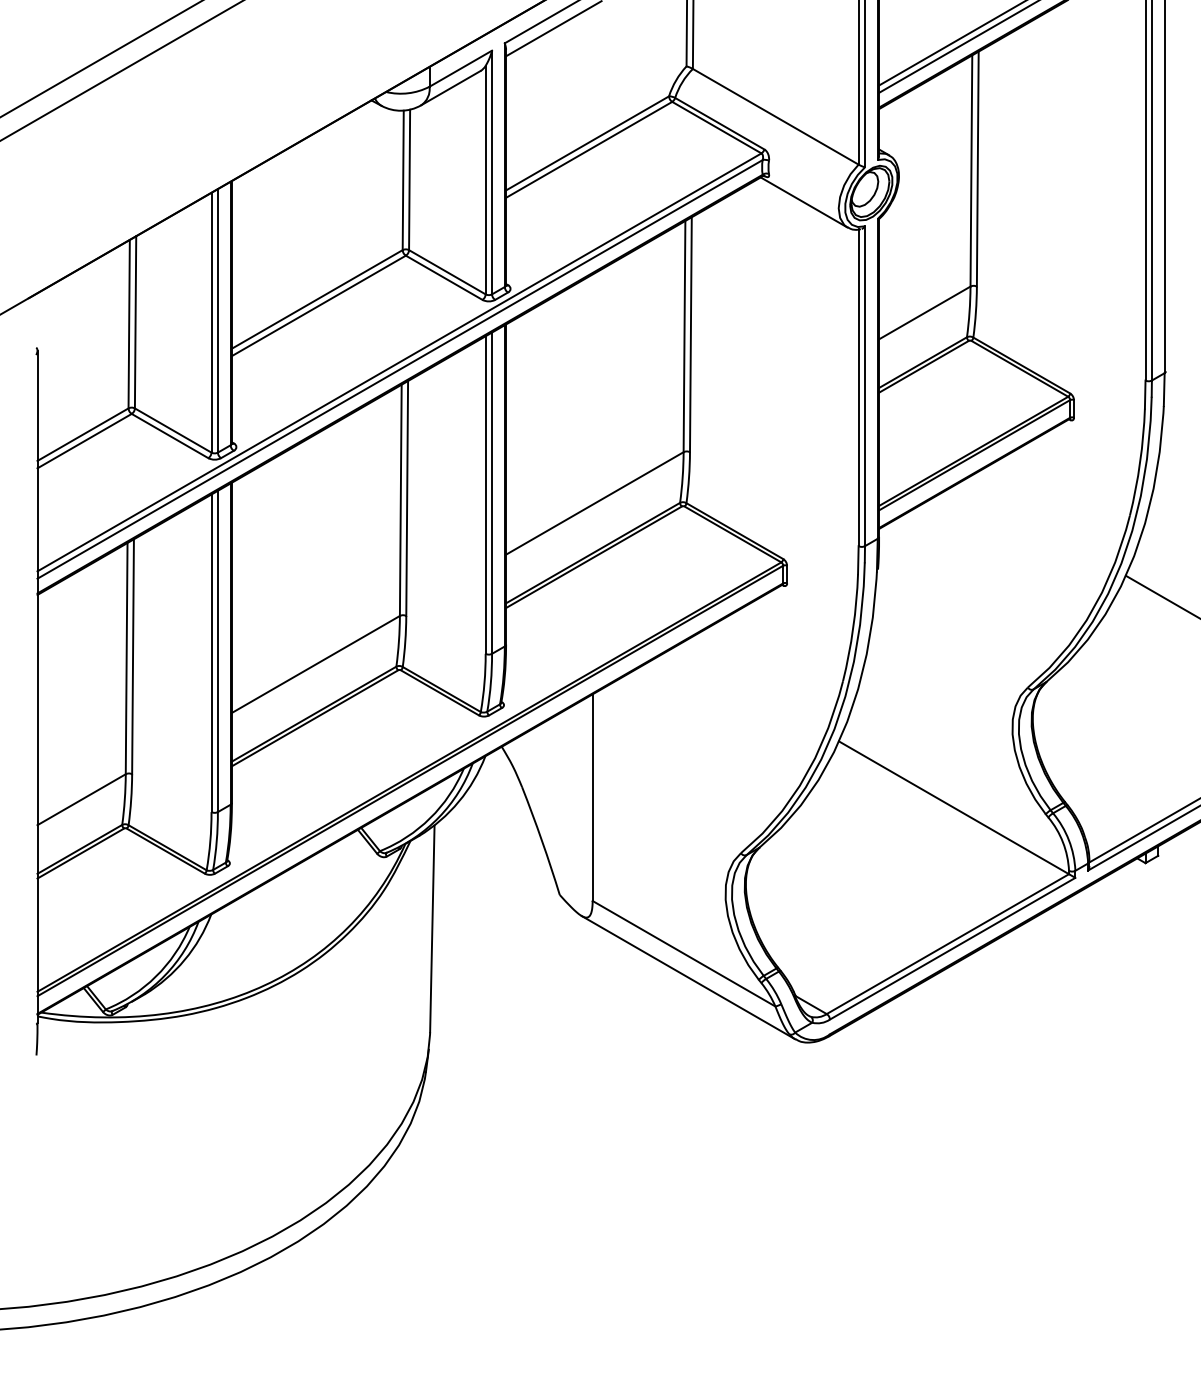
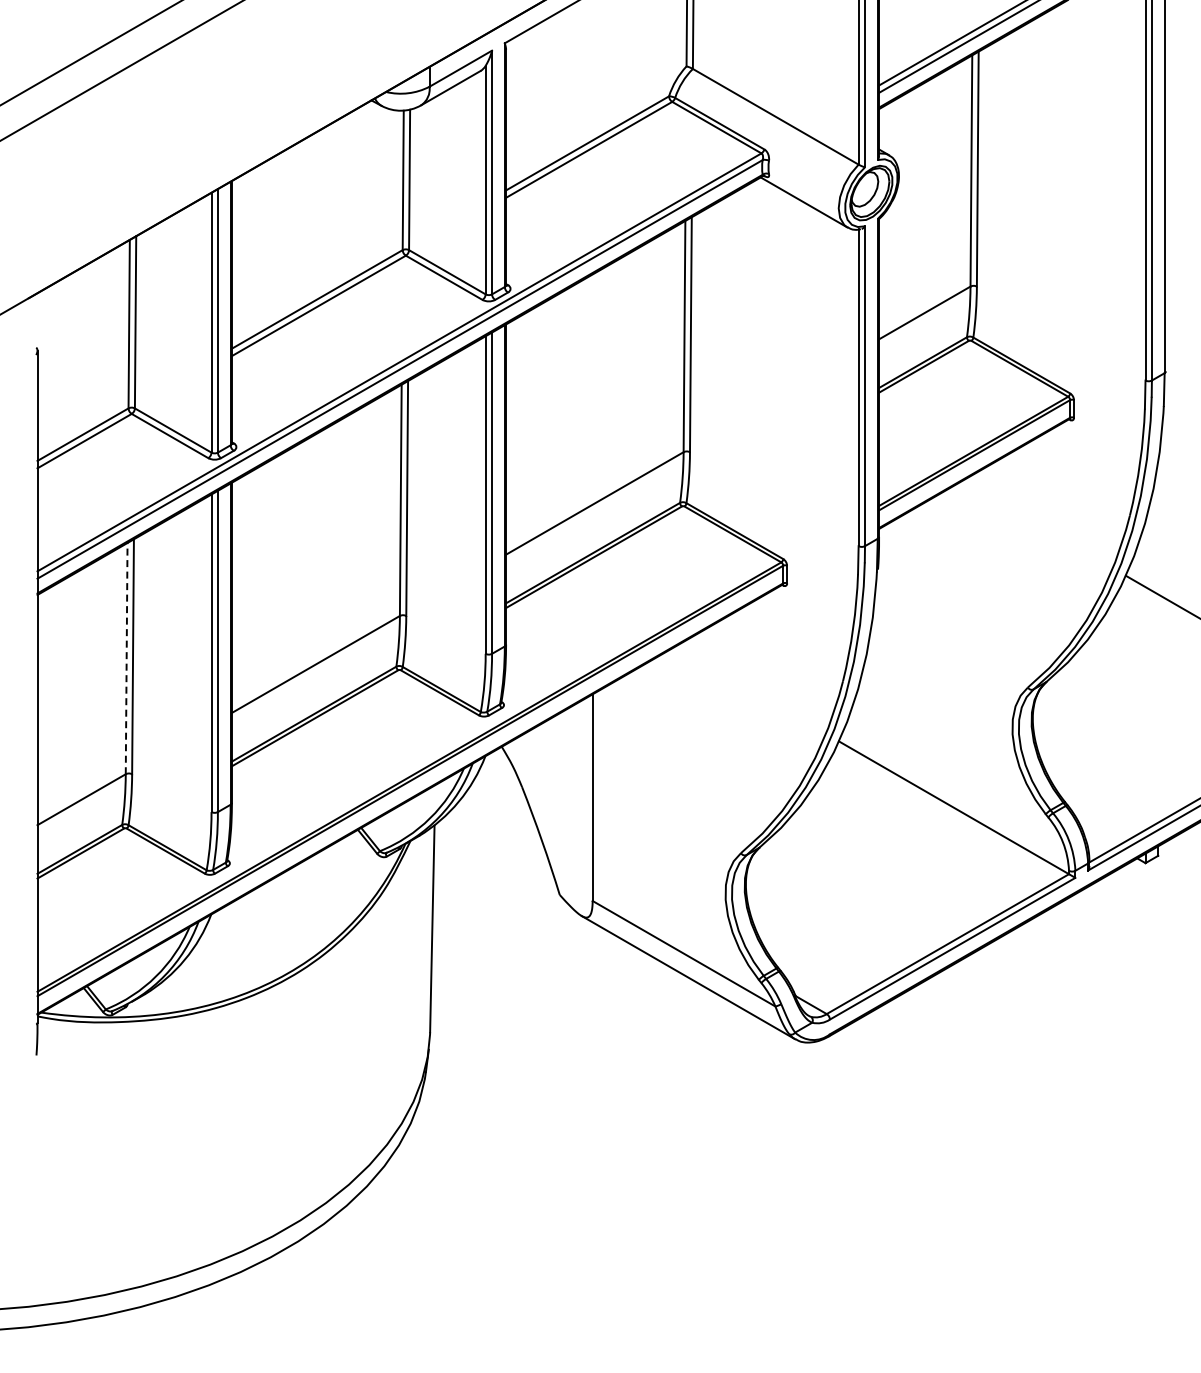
line: present -> none (552, 29)
line position: (100, 59) -> (90, 53) (90, 53)
line: solid -> dashed (126, 658)
